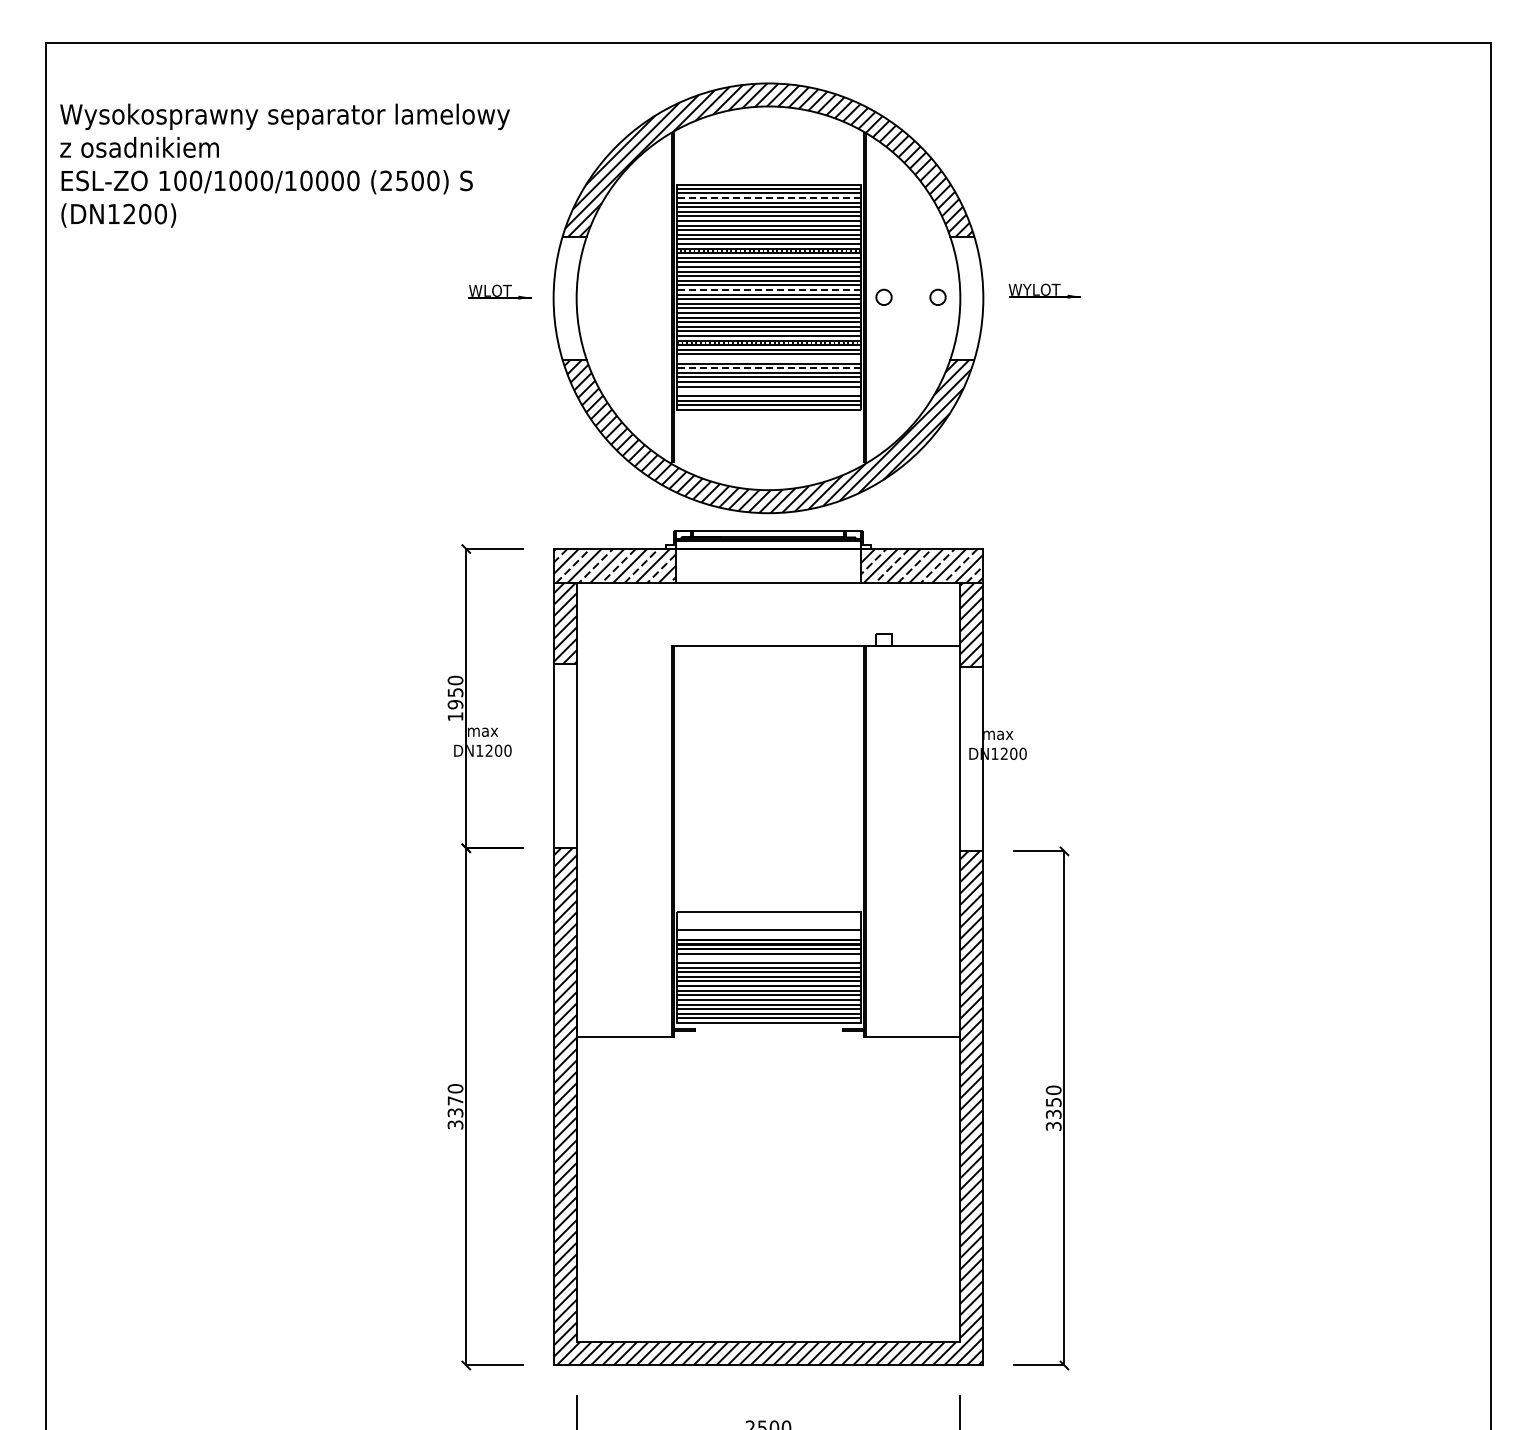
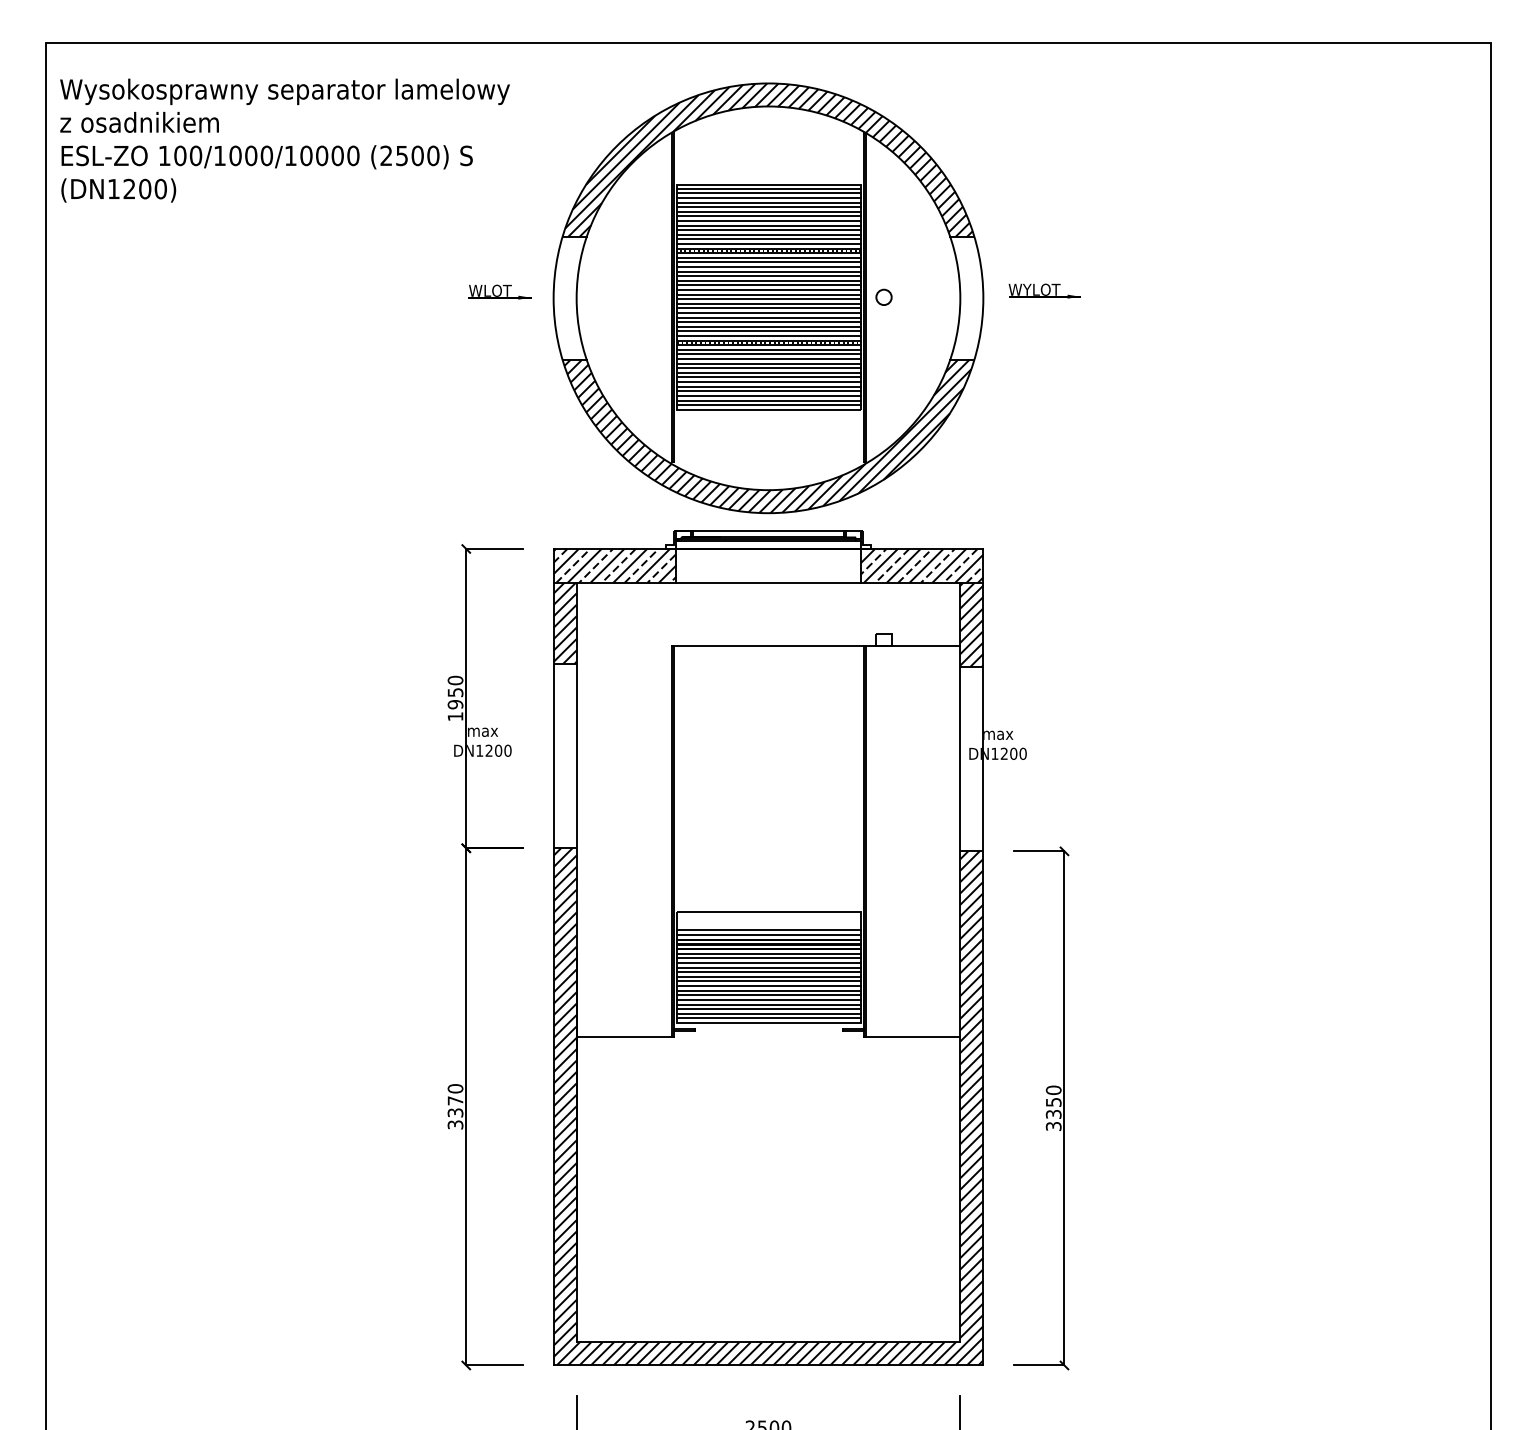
text position: (284, 165) -> (284, 140) (284, 140)
line: dashed -> solid (768, 197)
line: dashed -> solid (768, 290)
circle: present -> none (937, 296)
line: none -> present (768, 359)
line: dashed -> solid (768, 368)
line: none -> present (768, 391)
line: none -> present (768, 934)
line: none -> present (768, 958)
